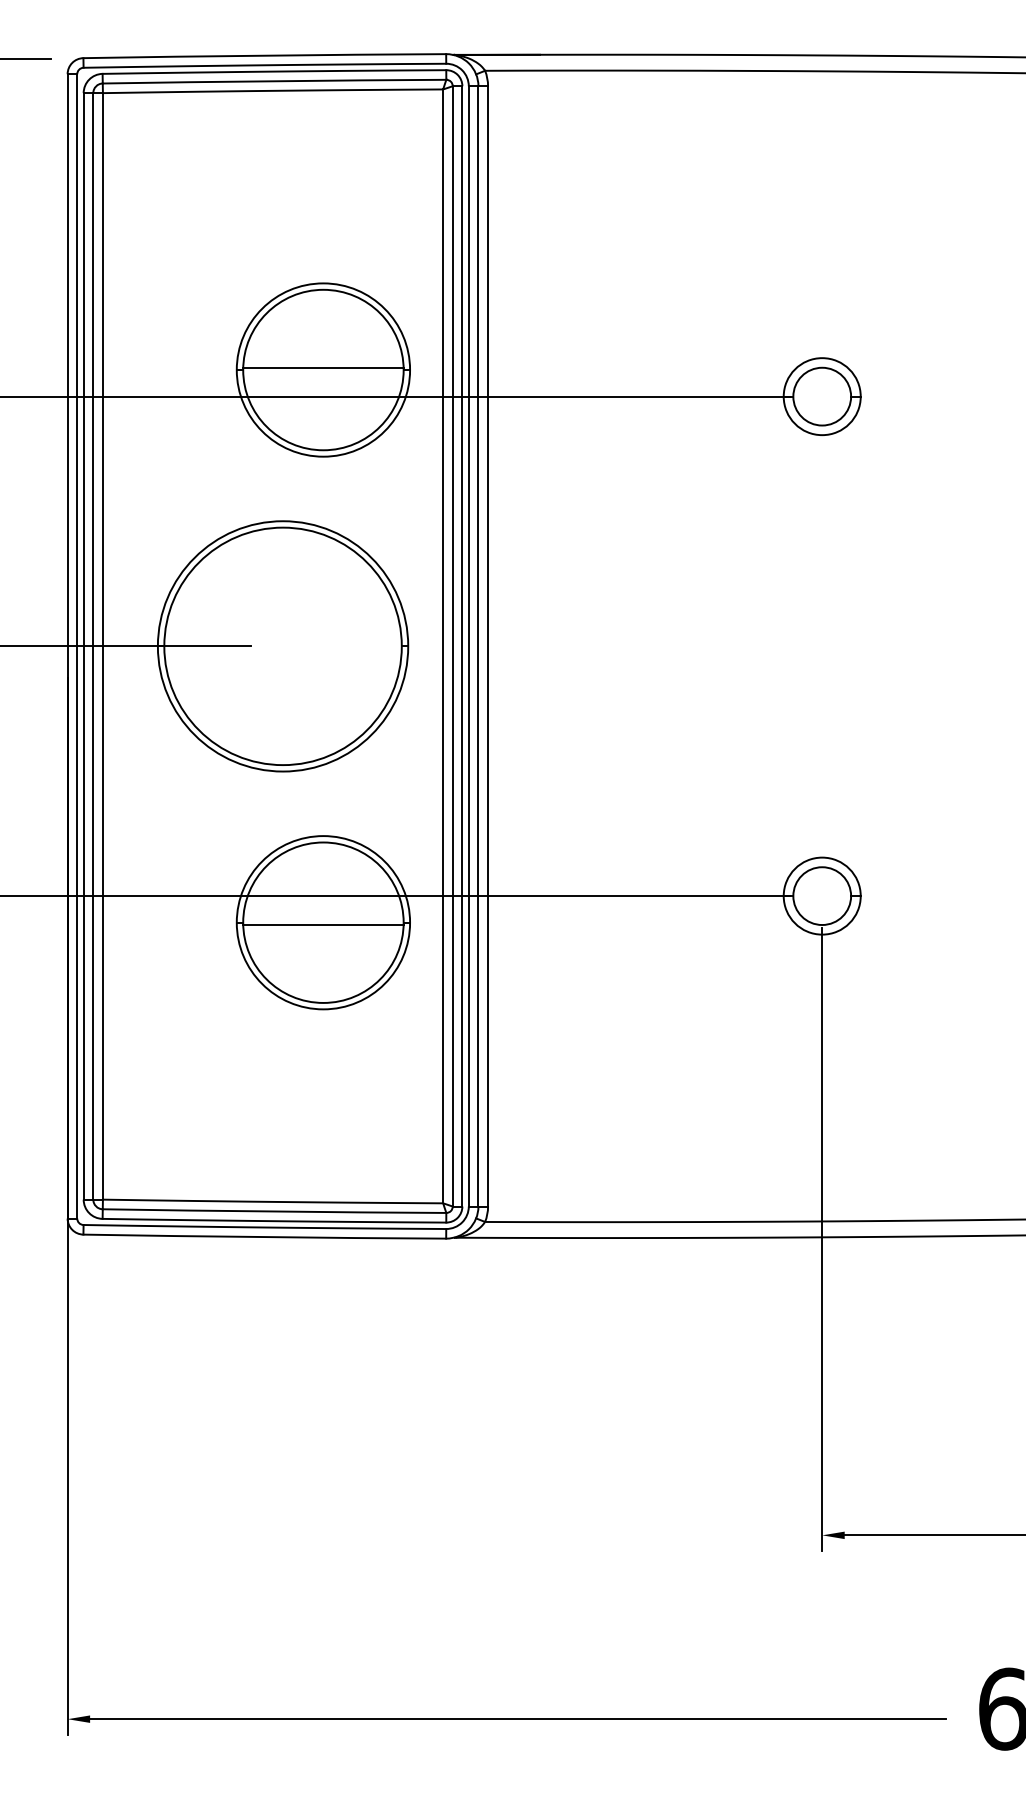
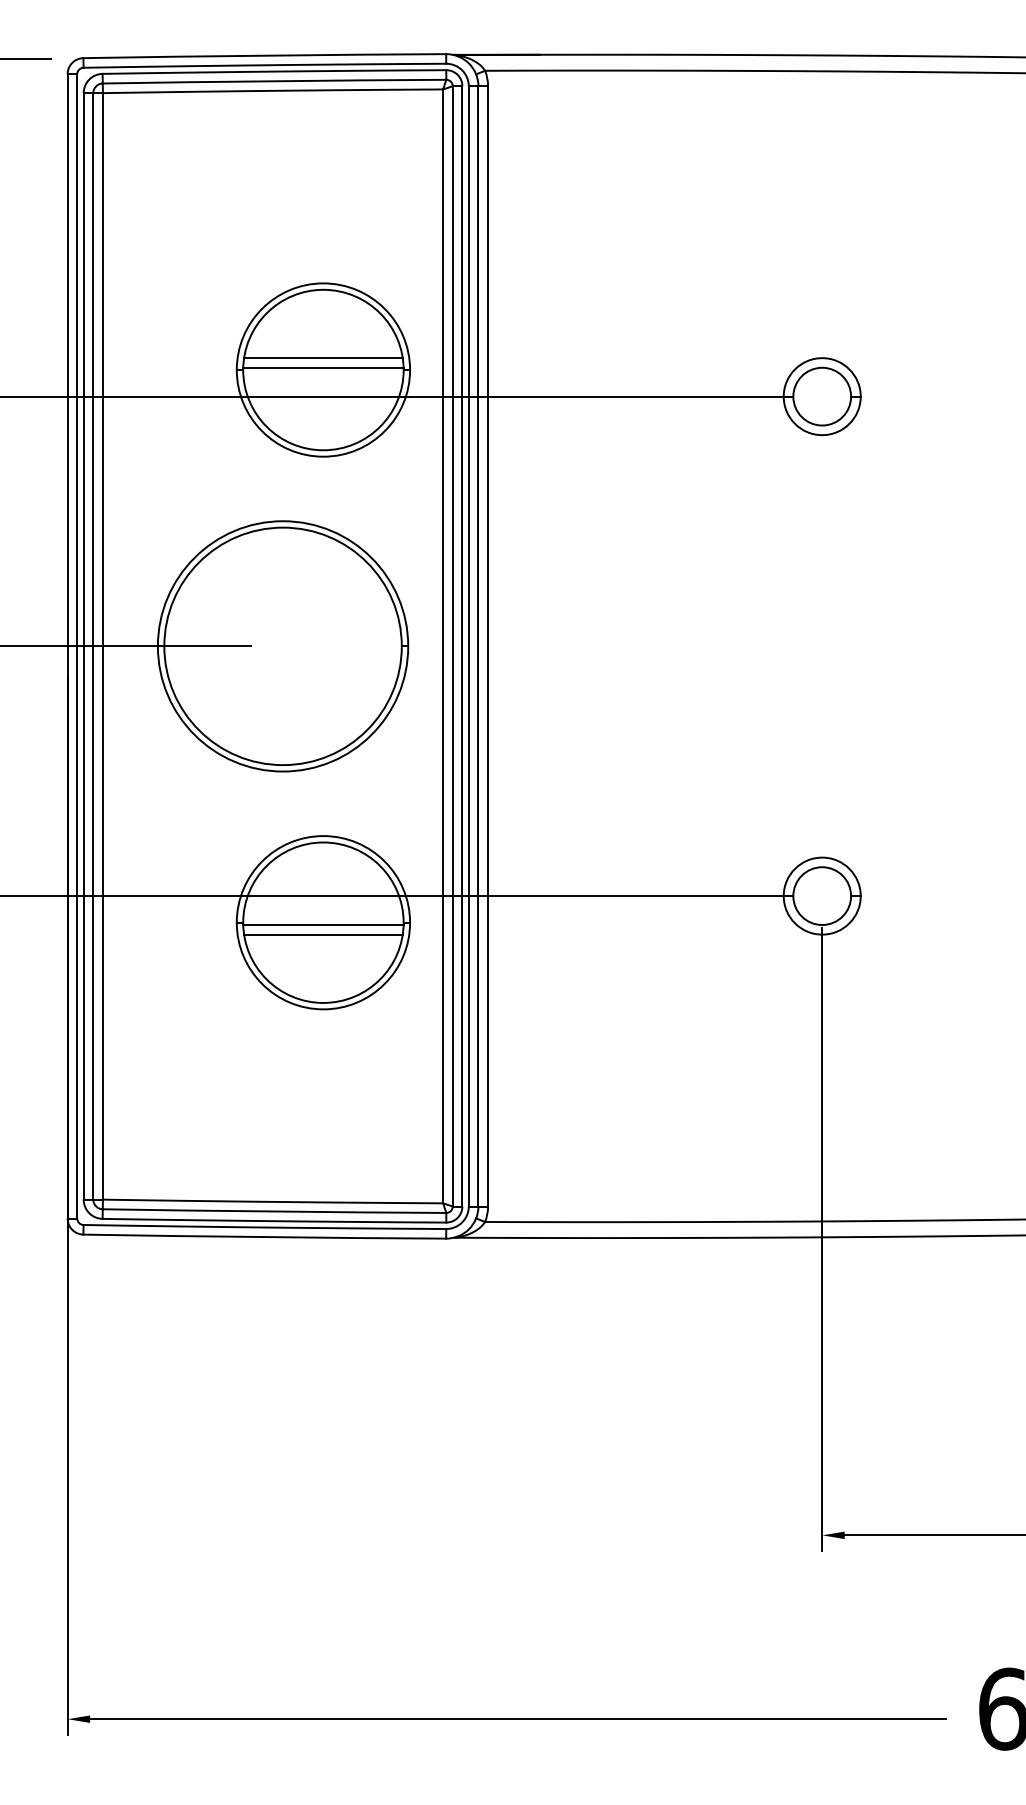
line: none -> present (323, 357)
line: none -> present (323, 934)
